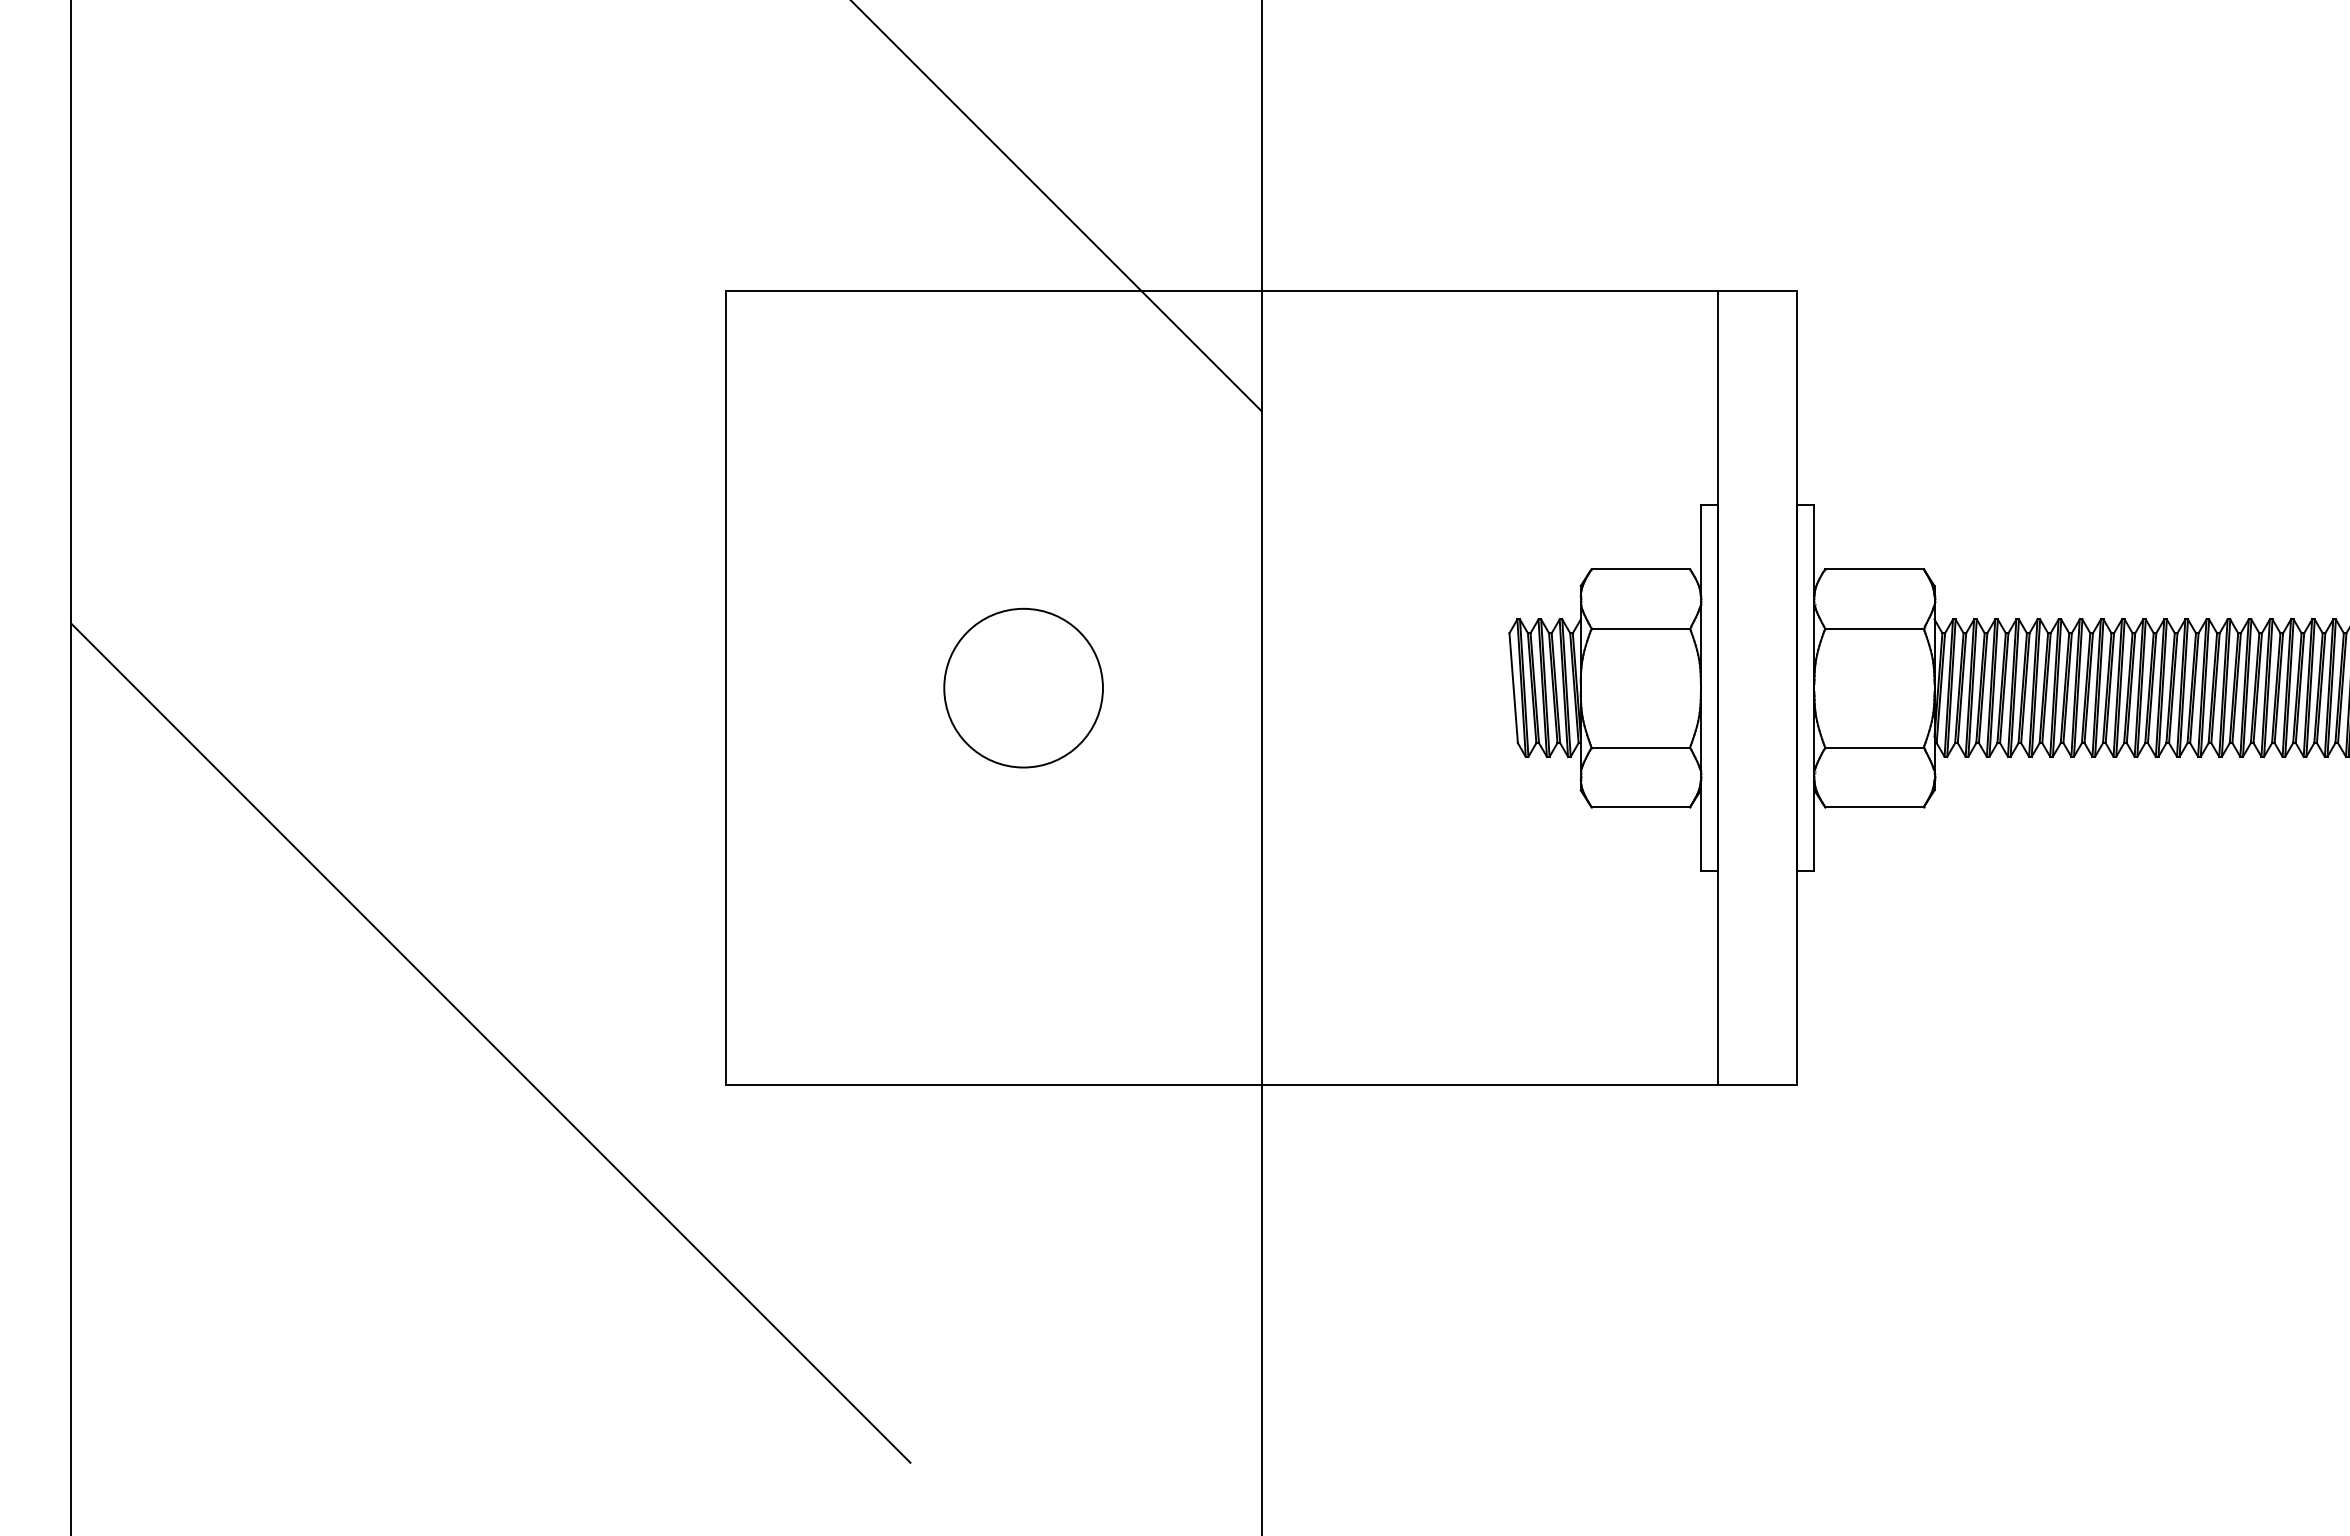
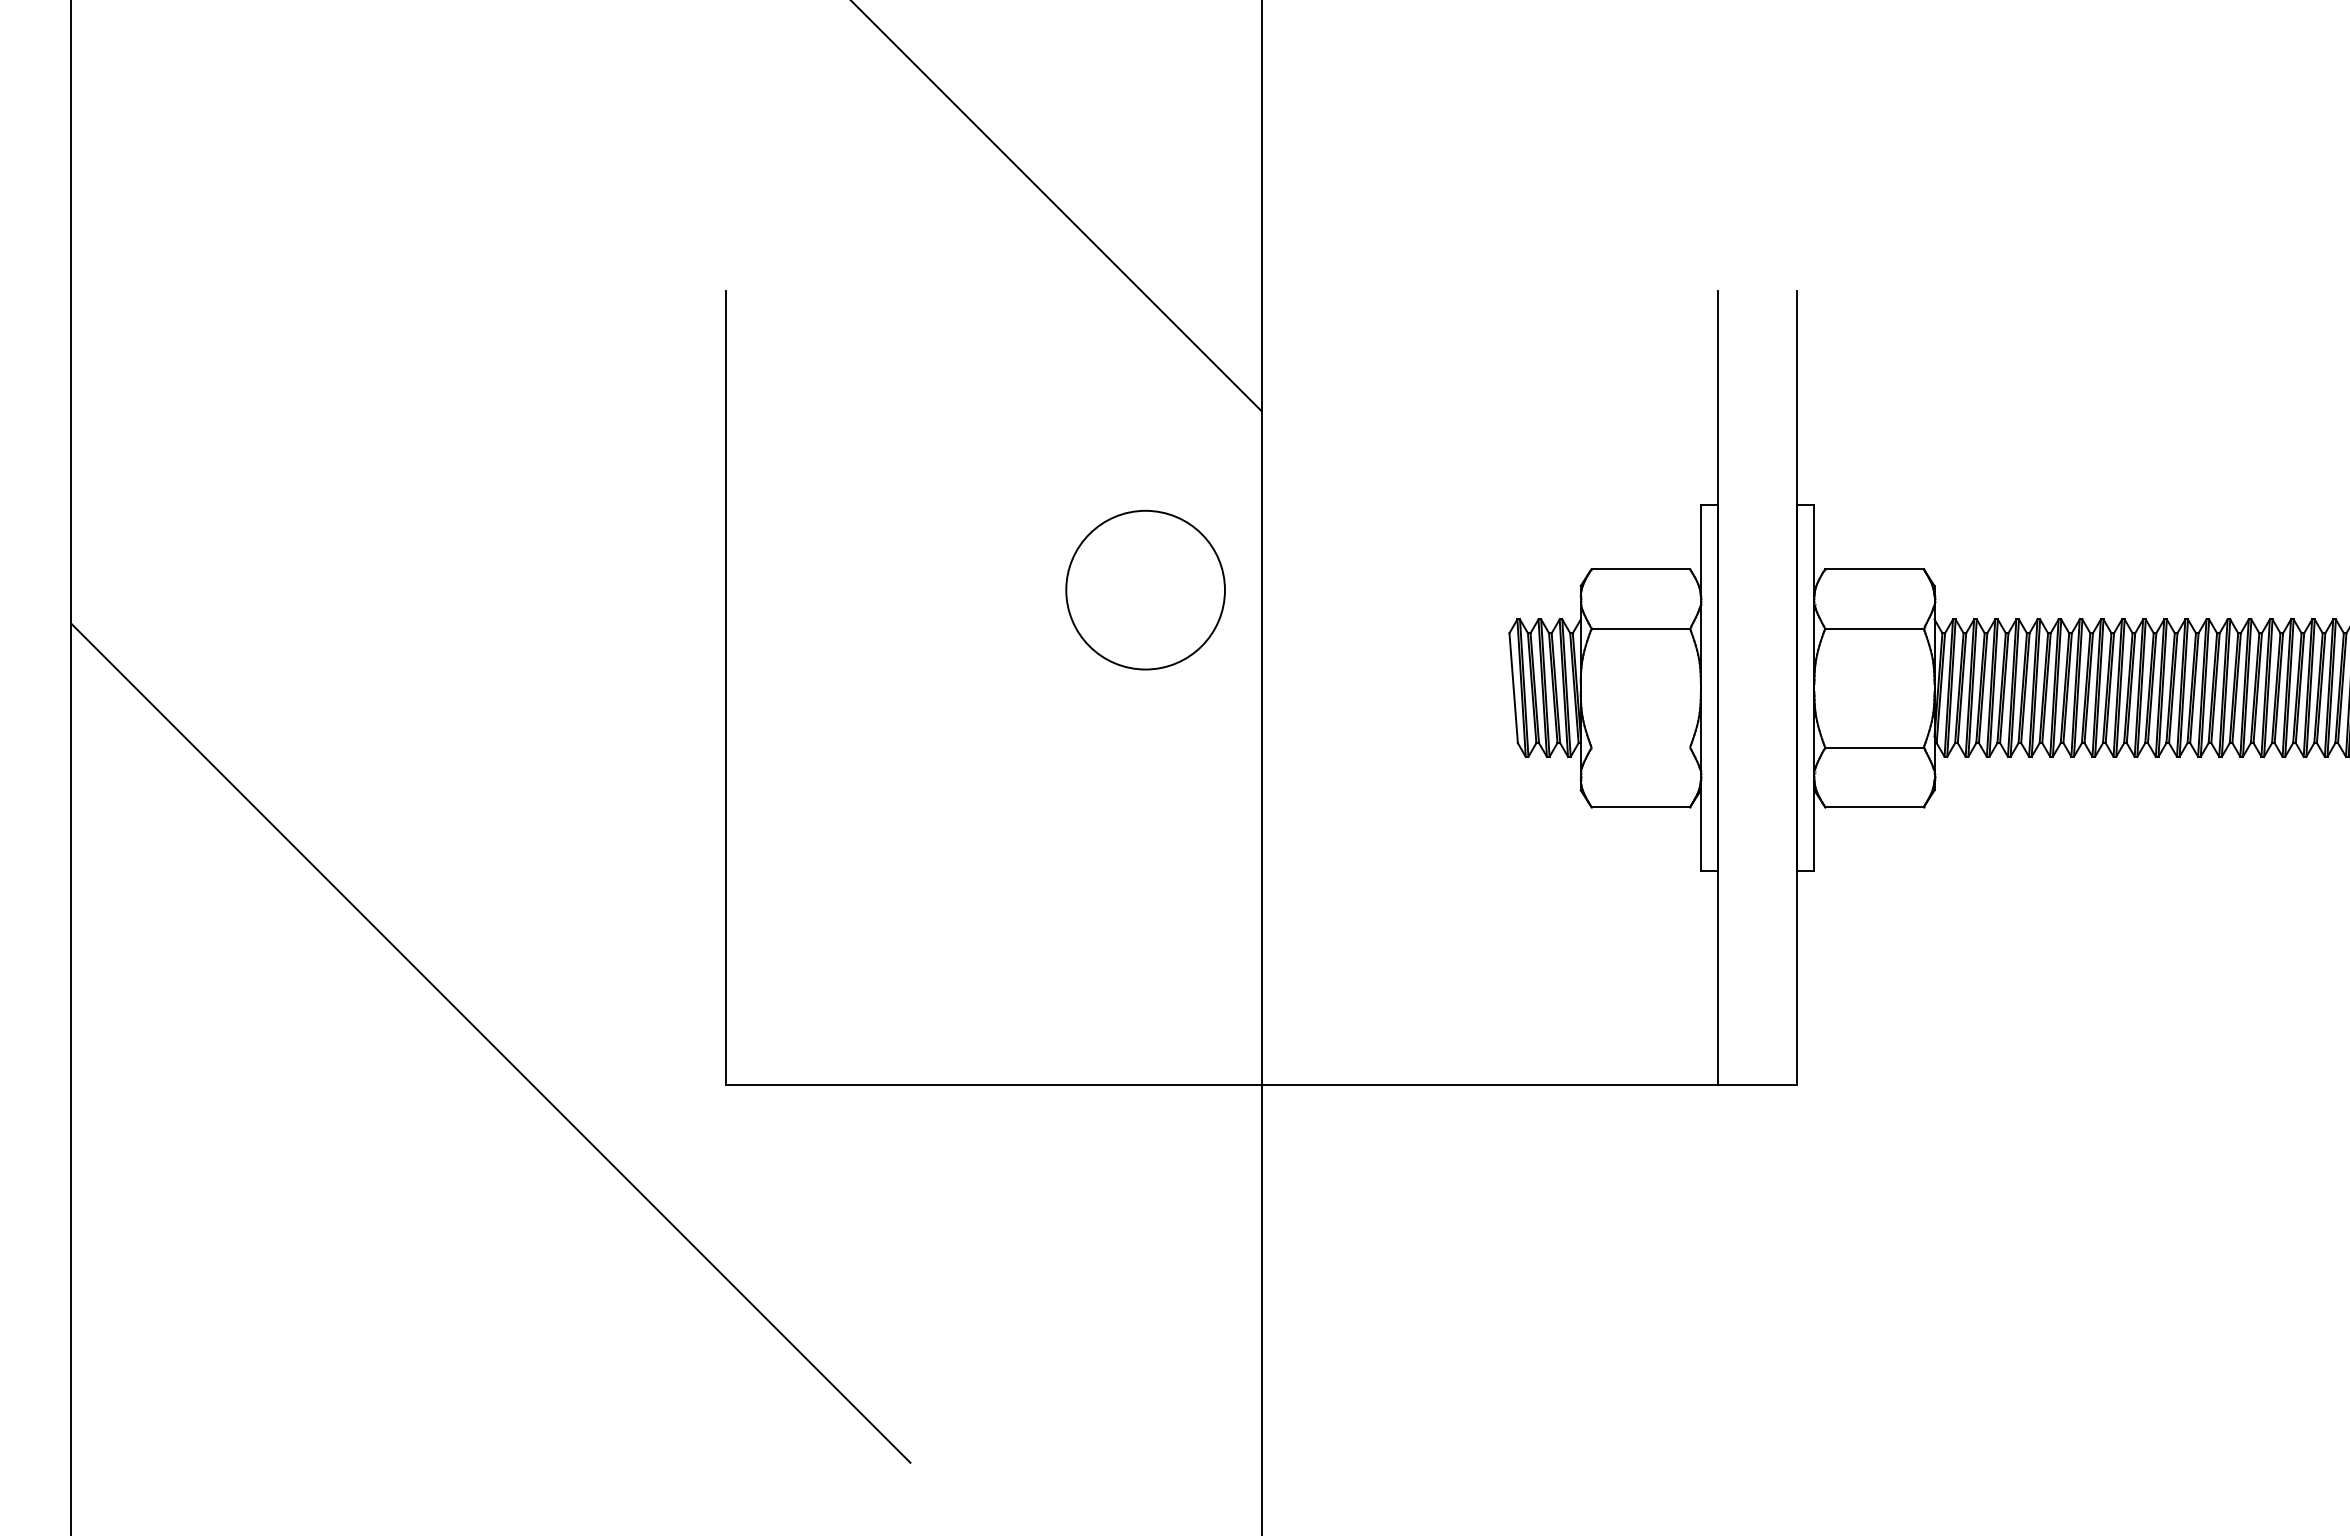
line: present -> none (1261, 291)
circle position: (1023, 687) -> (1145, 589) (1145, 589)
line: present -> none (1640, 747)
